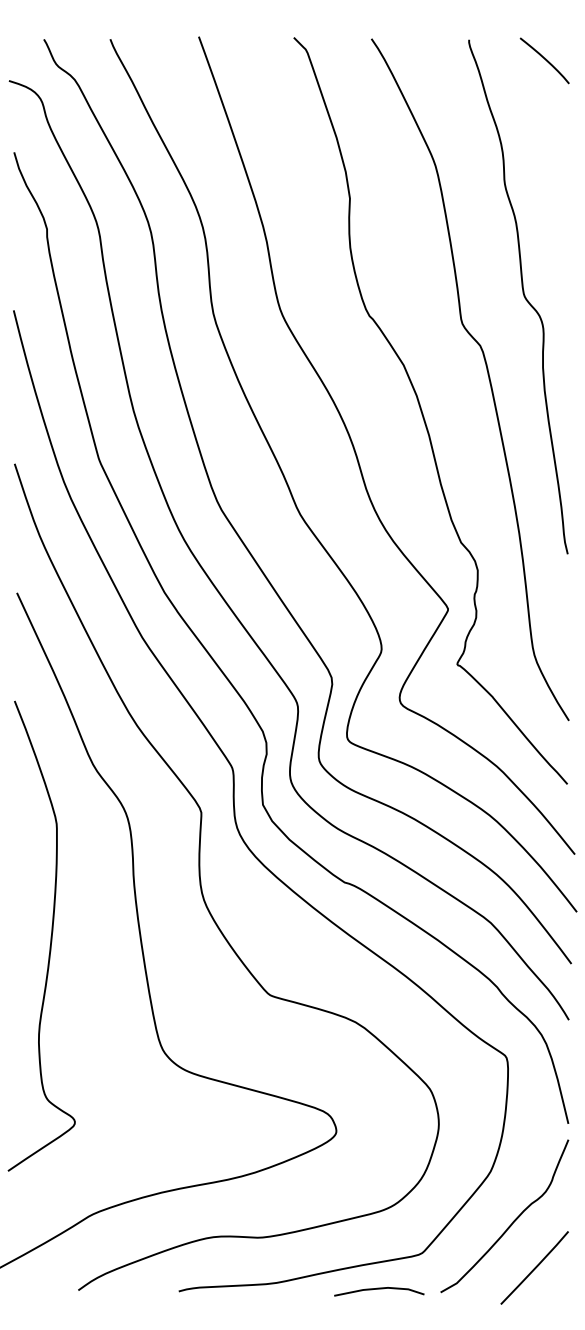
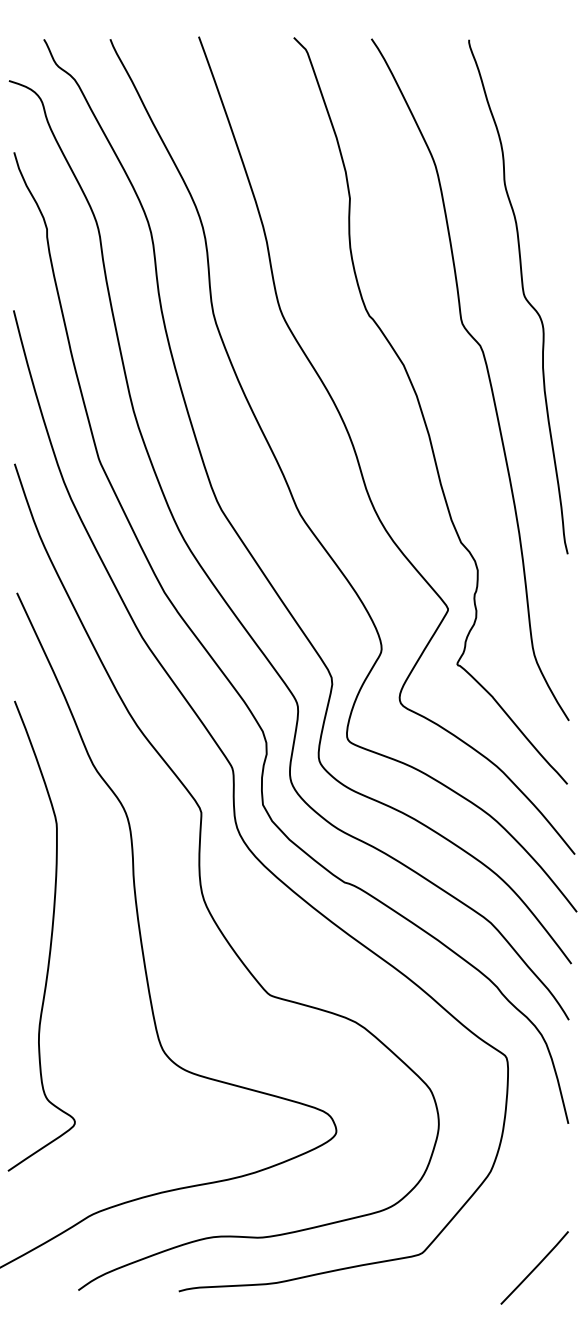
curve: present -> none (544, 59)
curve: present -> none (512, 1221)
line: present -> none (379, 1289)
